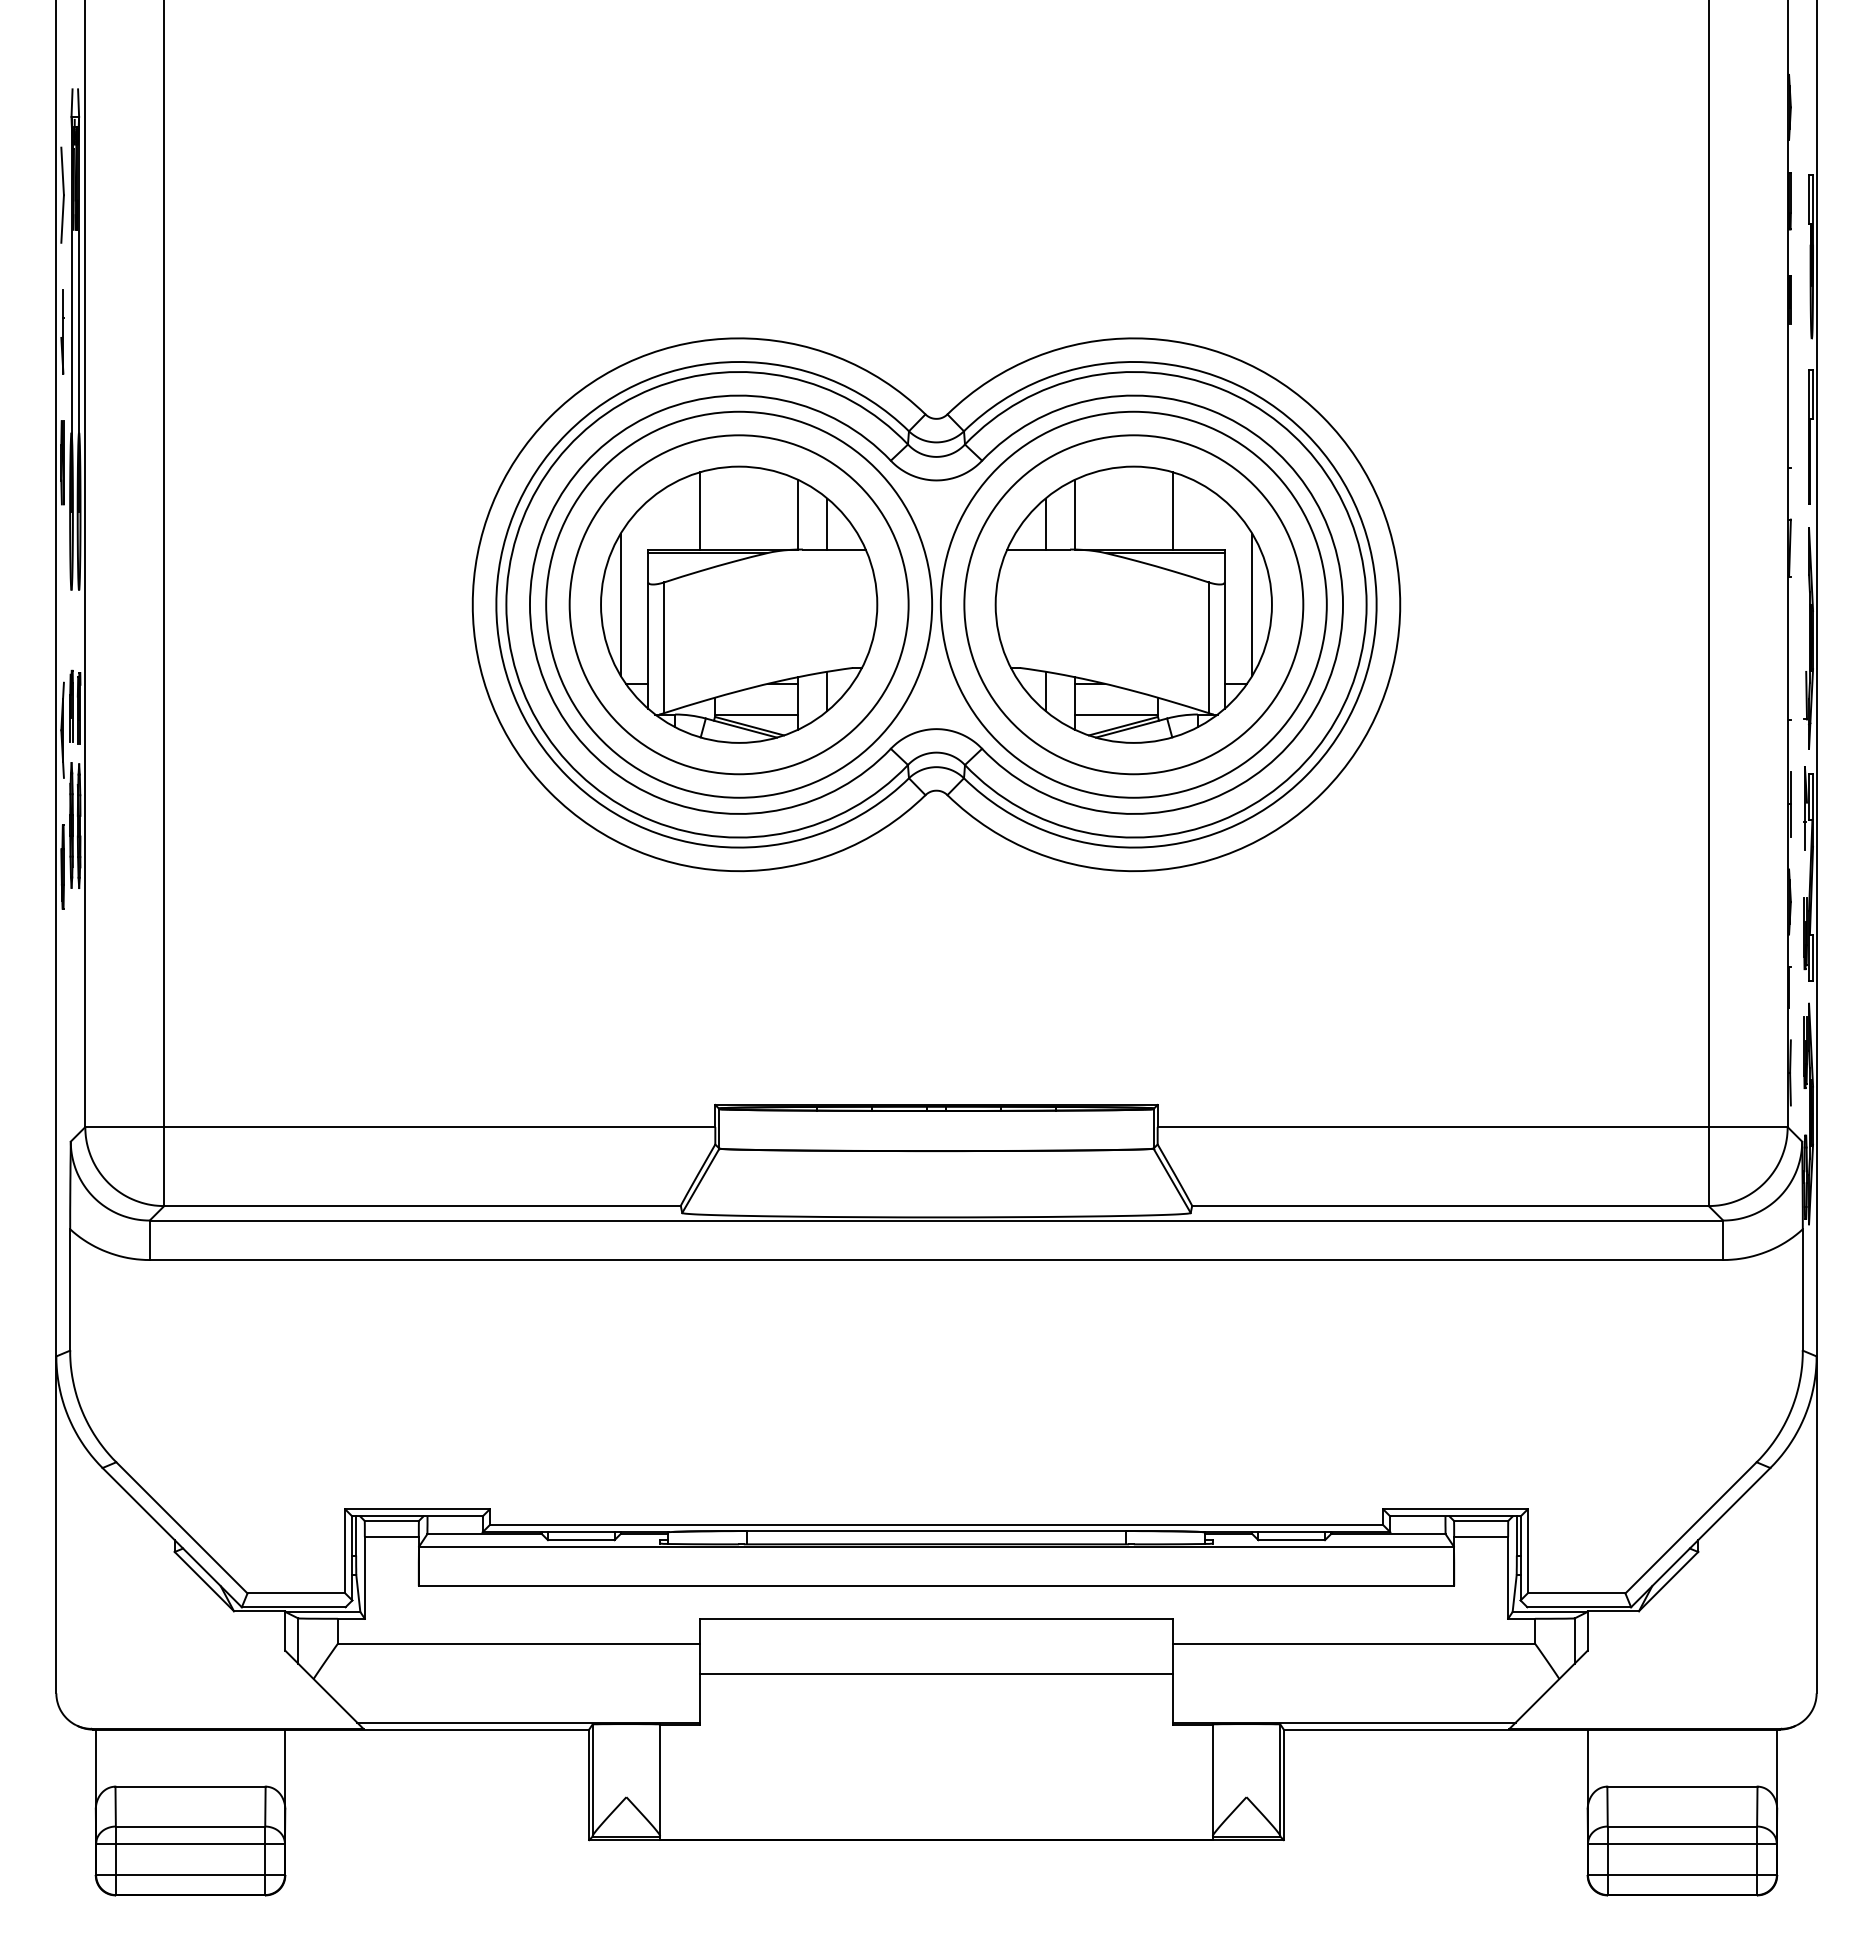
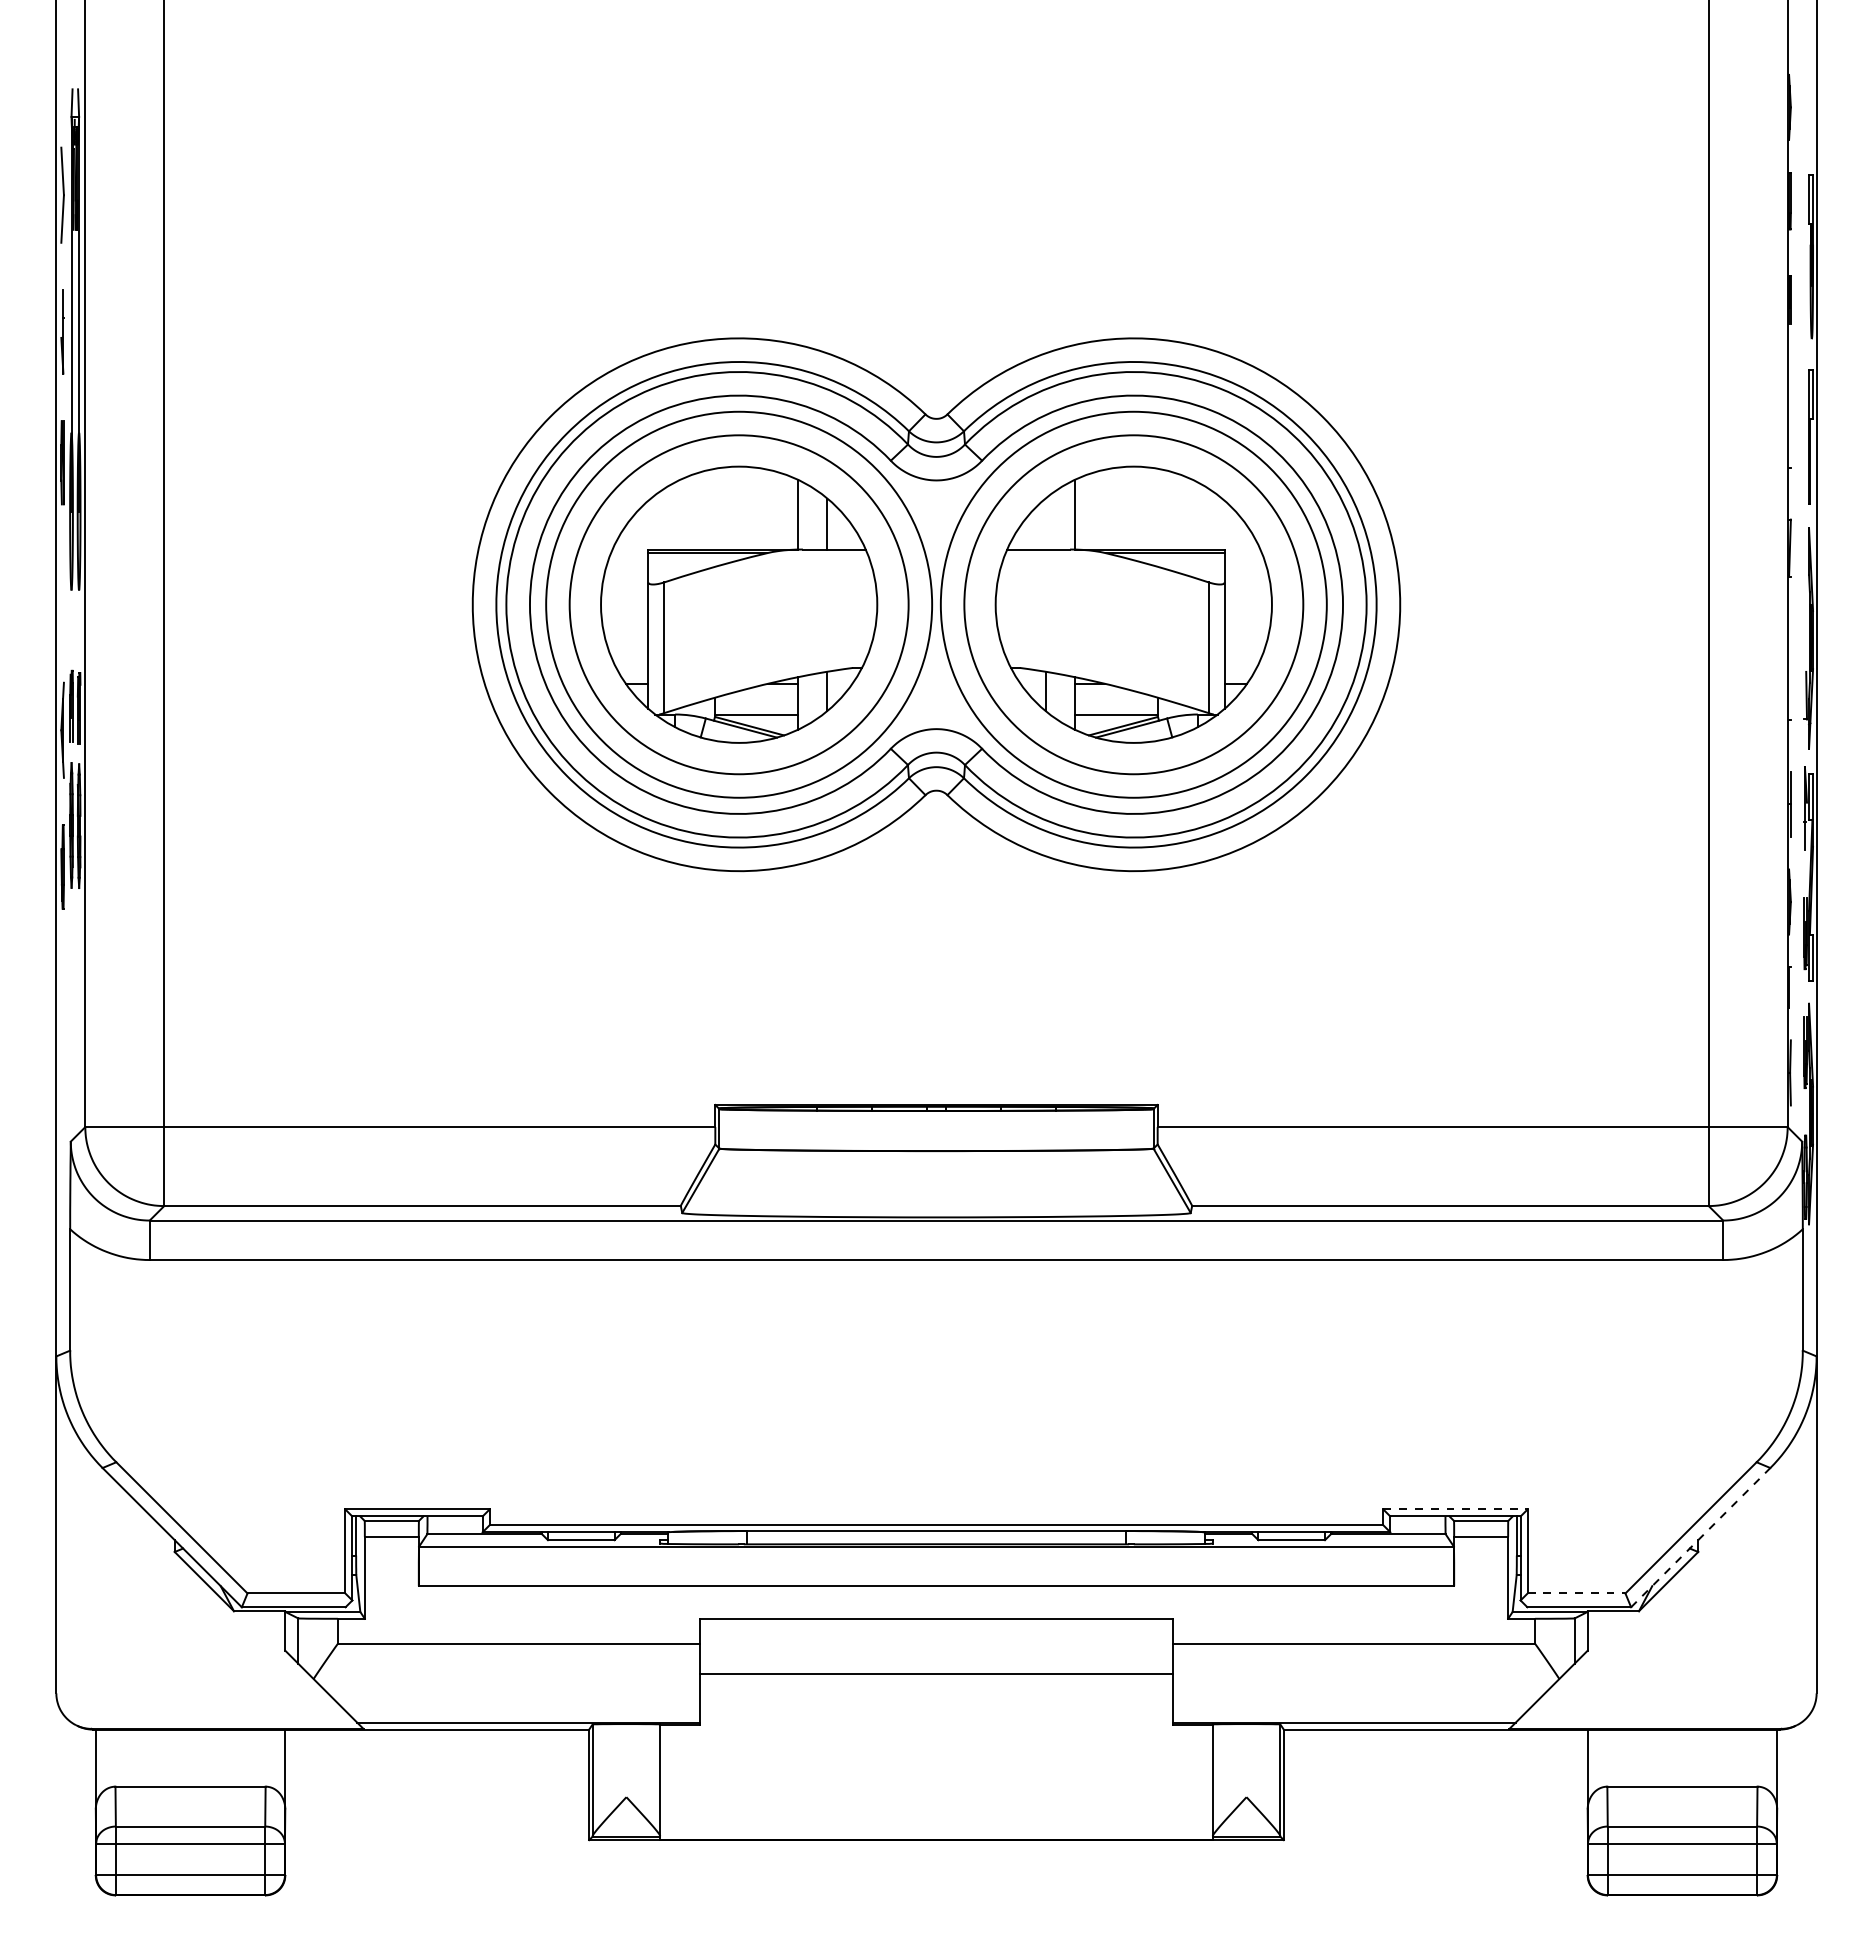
line: present -> none (699, 510)
line: present -> none (1173, 510)
line: present -> none (1045, 523)
line: present -> none (620, 604)
line: present -> none (1252, 604)
line: solid -> dashed (1455, 1509)
line: solid -> dashed (1701, 1537)
line: solid -> dashed (1576, 1593)
